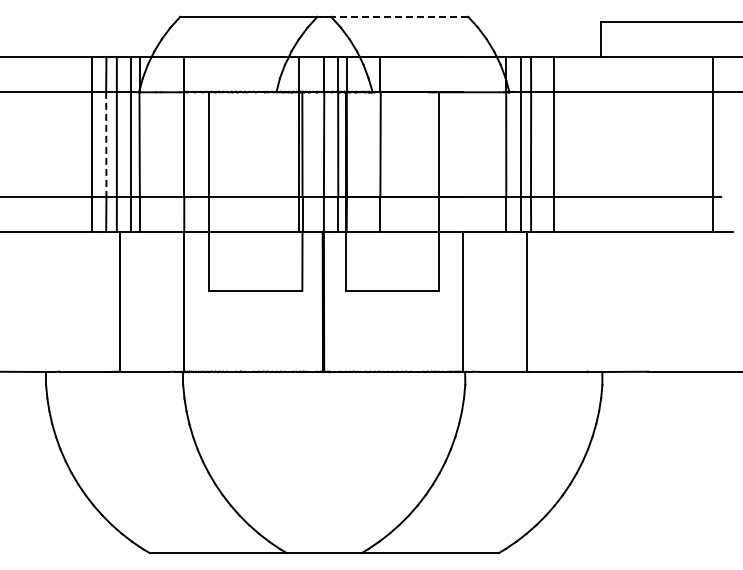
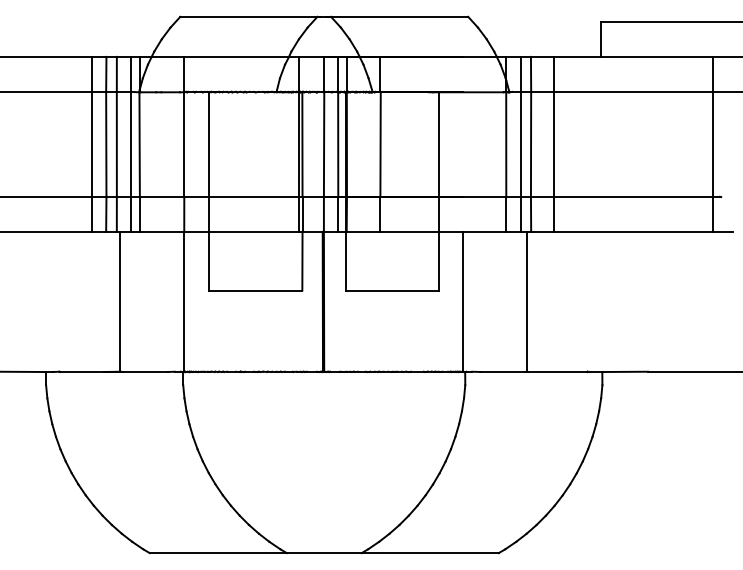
line: dashed -> solid (399, 16)
line: dashed -> solid (106, 144)
